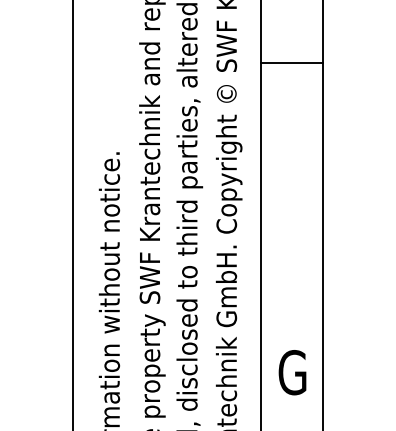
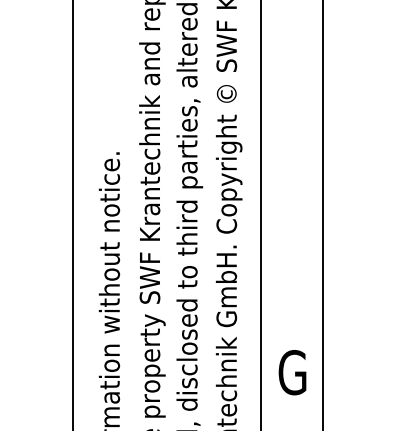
line: present -> none (291, 62)
